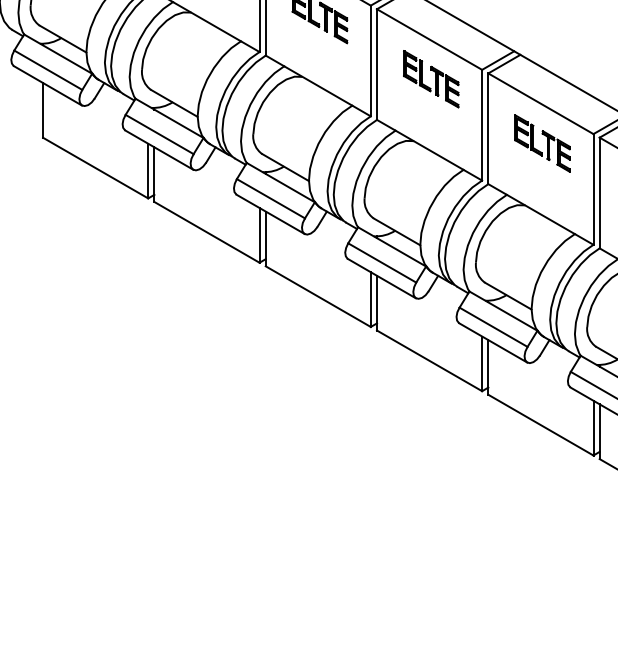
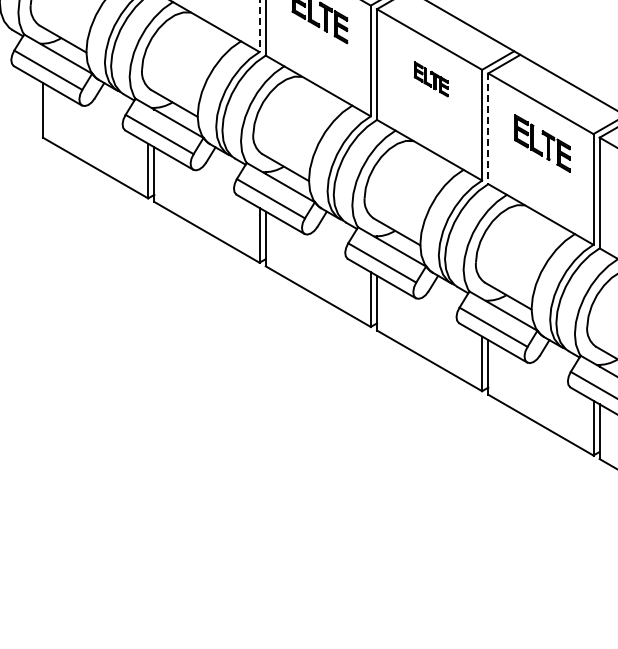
line: solid -> dashed (259, 26)
part size: 57x59 px -> 36x37 px (430, 79)
line: solid -> dashed (488, 129)
